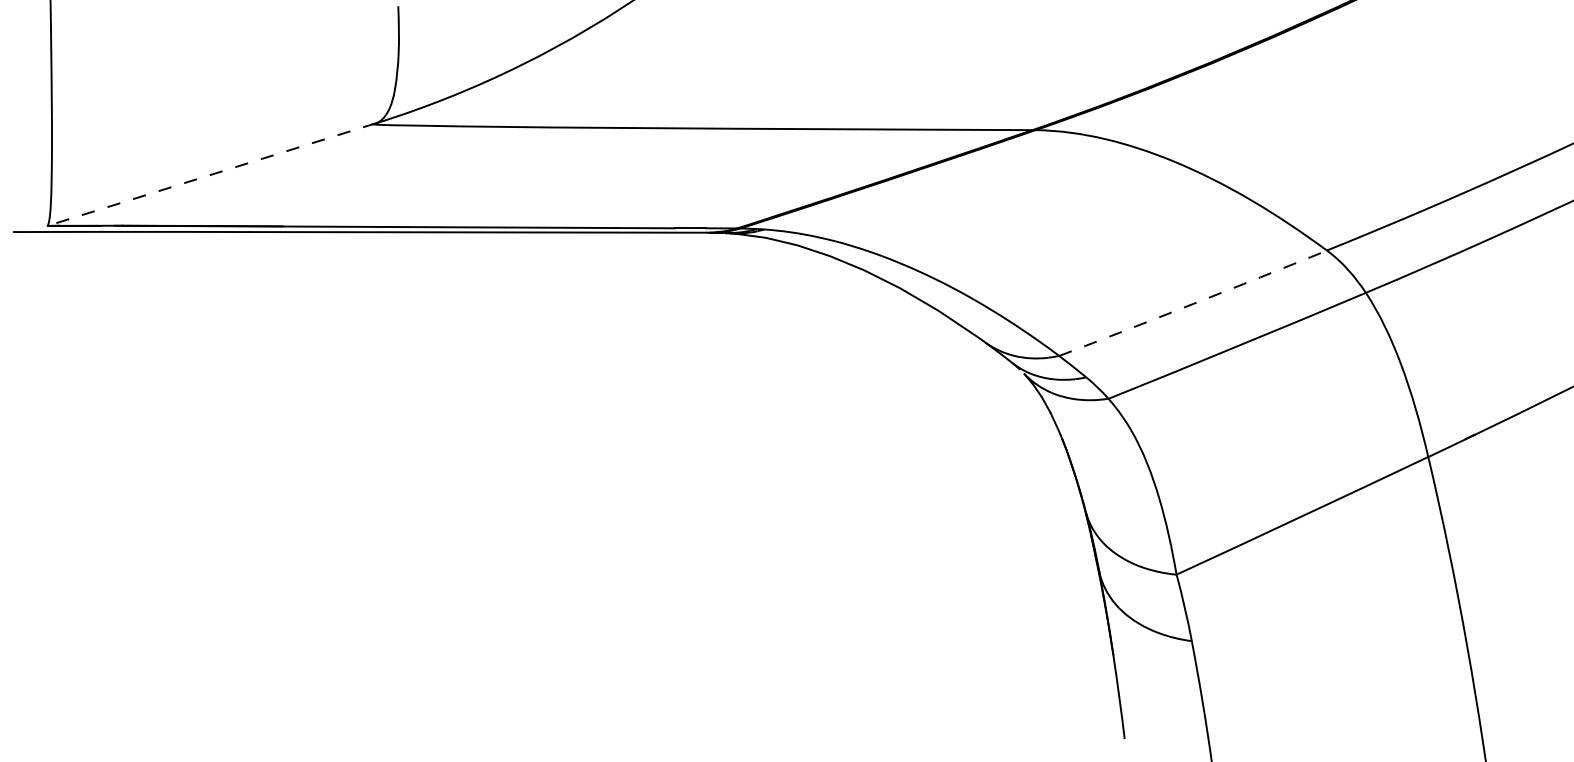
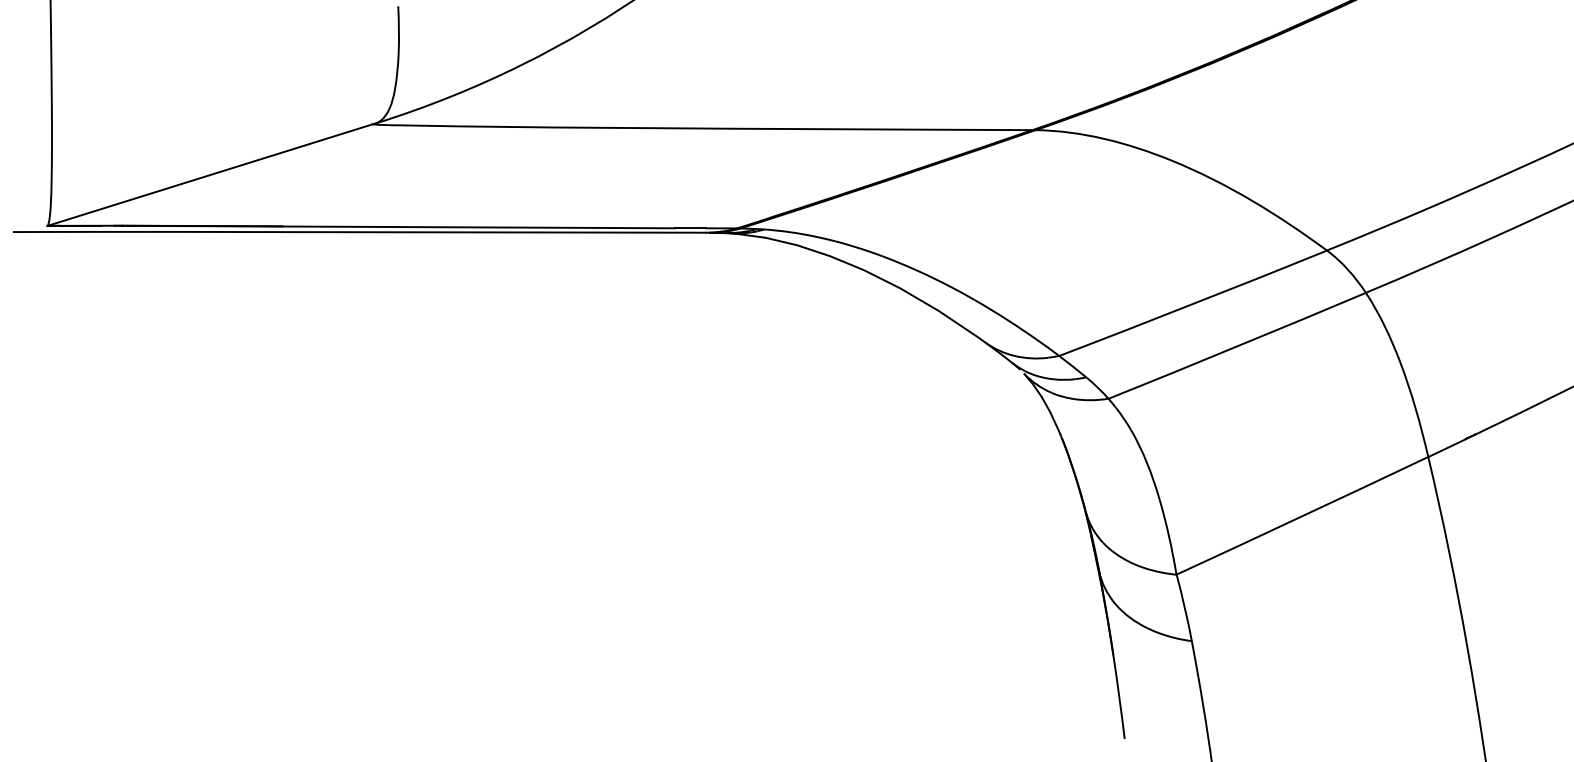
line: dashed -> solid (211, 174)
arc: dashed -> solid (1193, 303)
